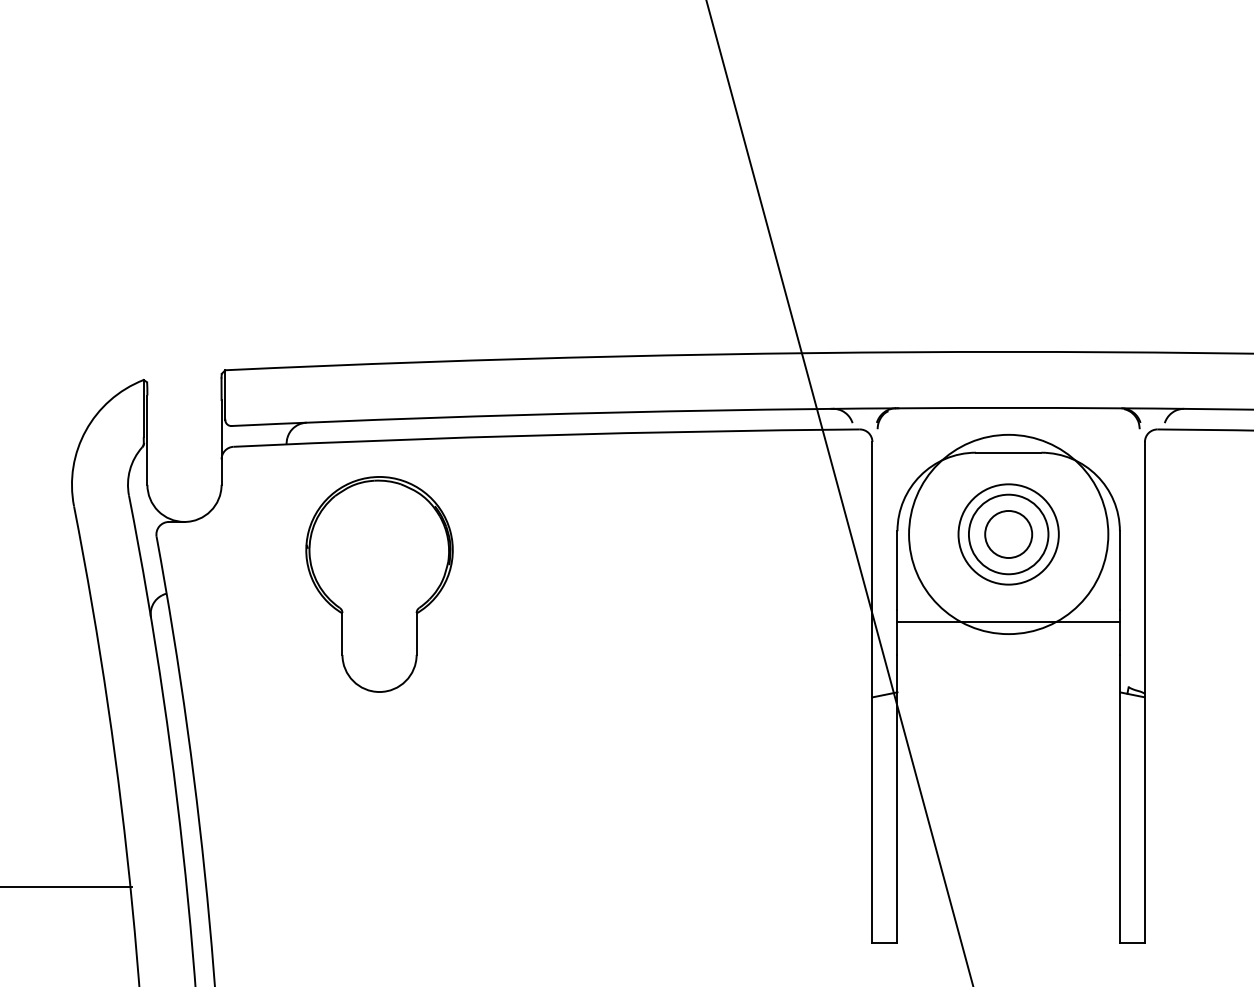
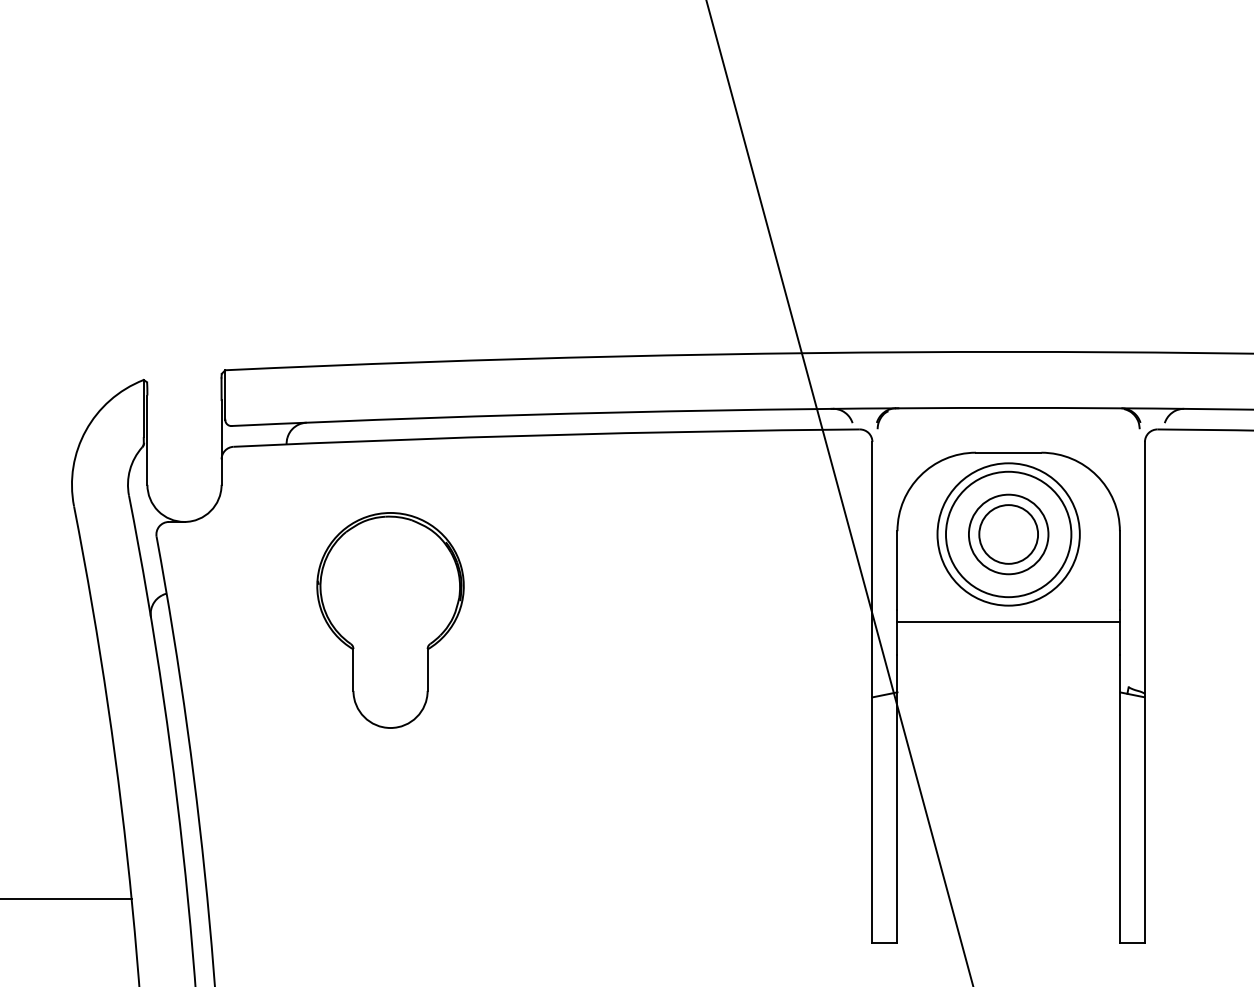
circle diameter: 100 px -> 125 px (1008, 534)
circle diameter: 199 px -> 142 px (1008, 534)
circle diameter: 47 px -> 59 px (1008, 534)
part position: (379, 584) -> (390, 620) (390, 620)
line position: (66, 886) -> (66, 898) (66, 898)
